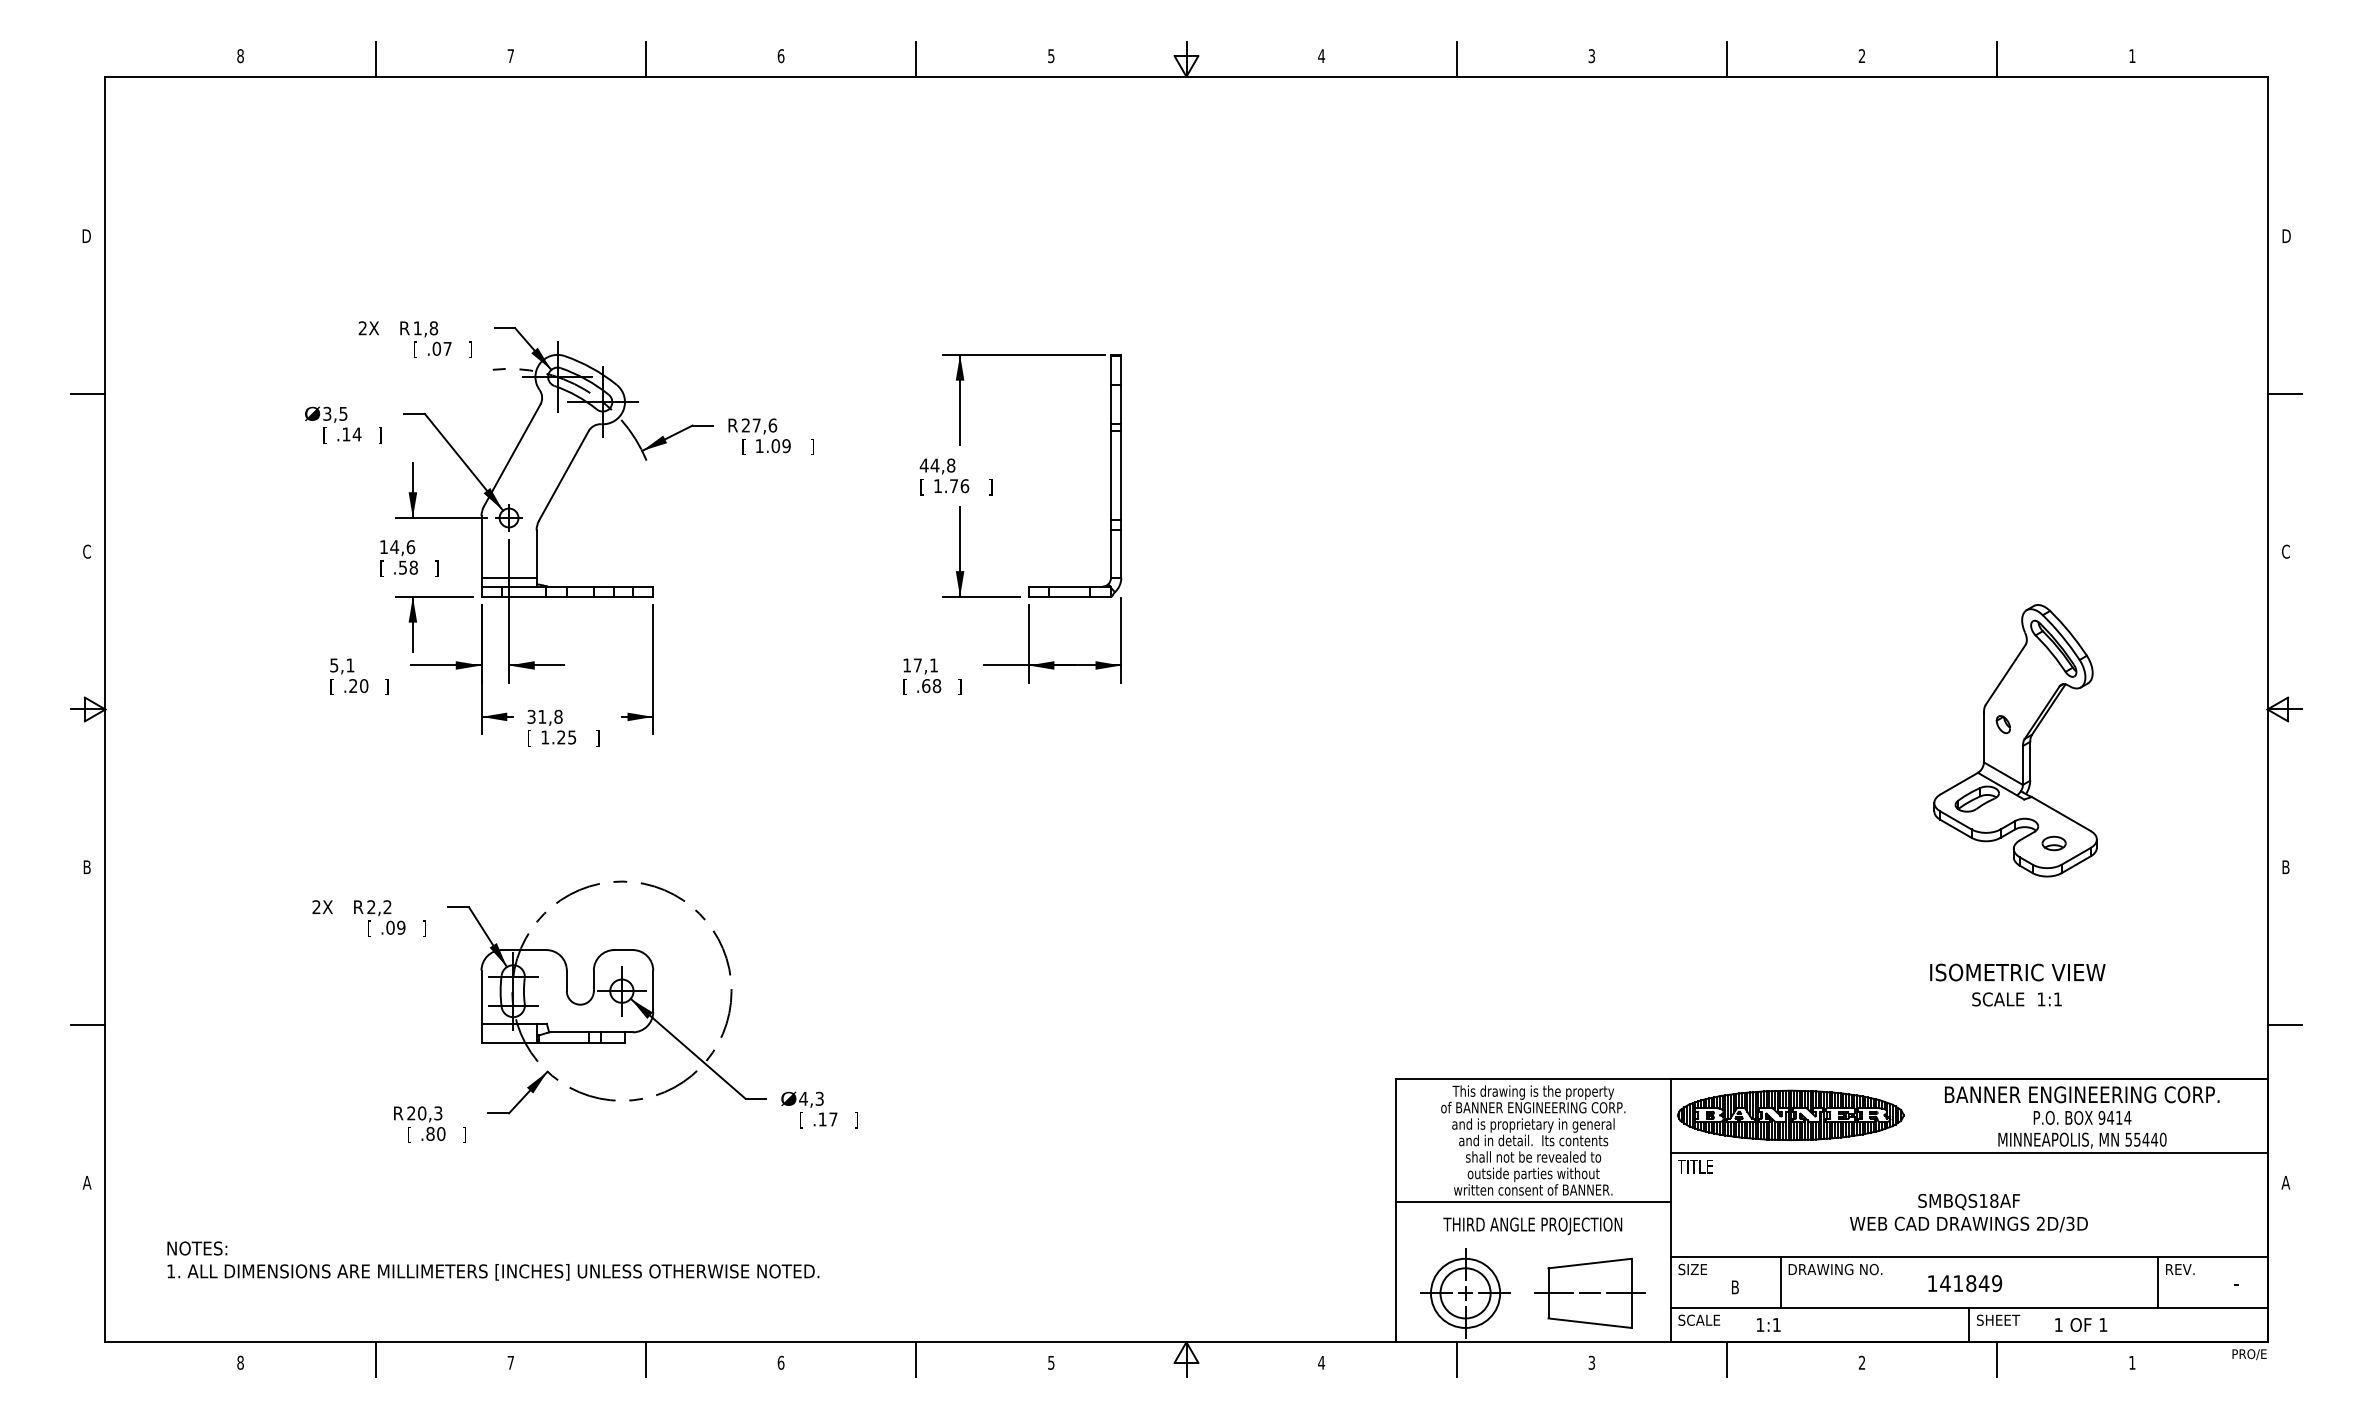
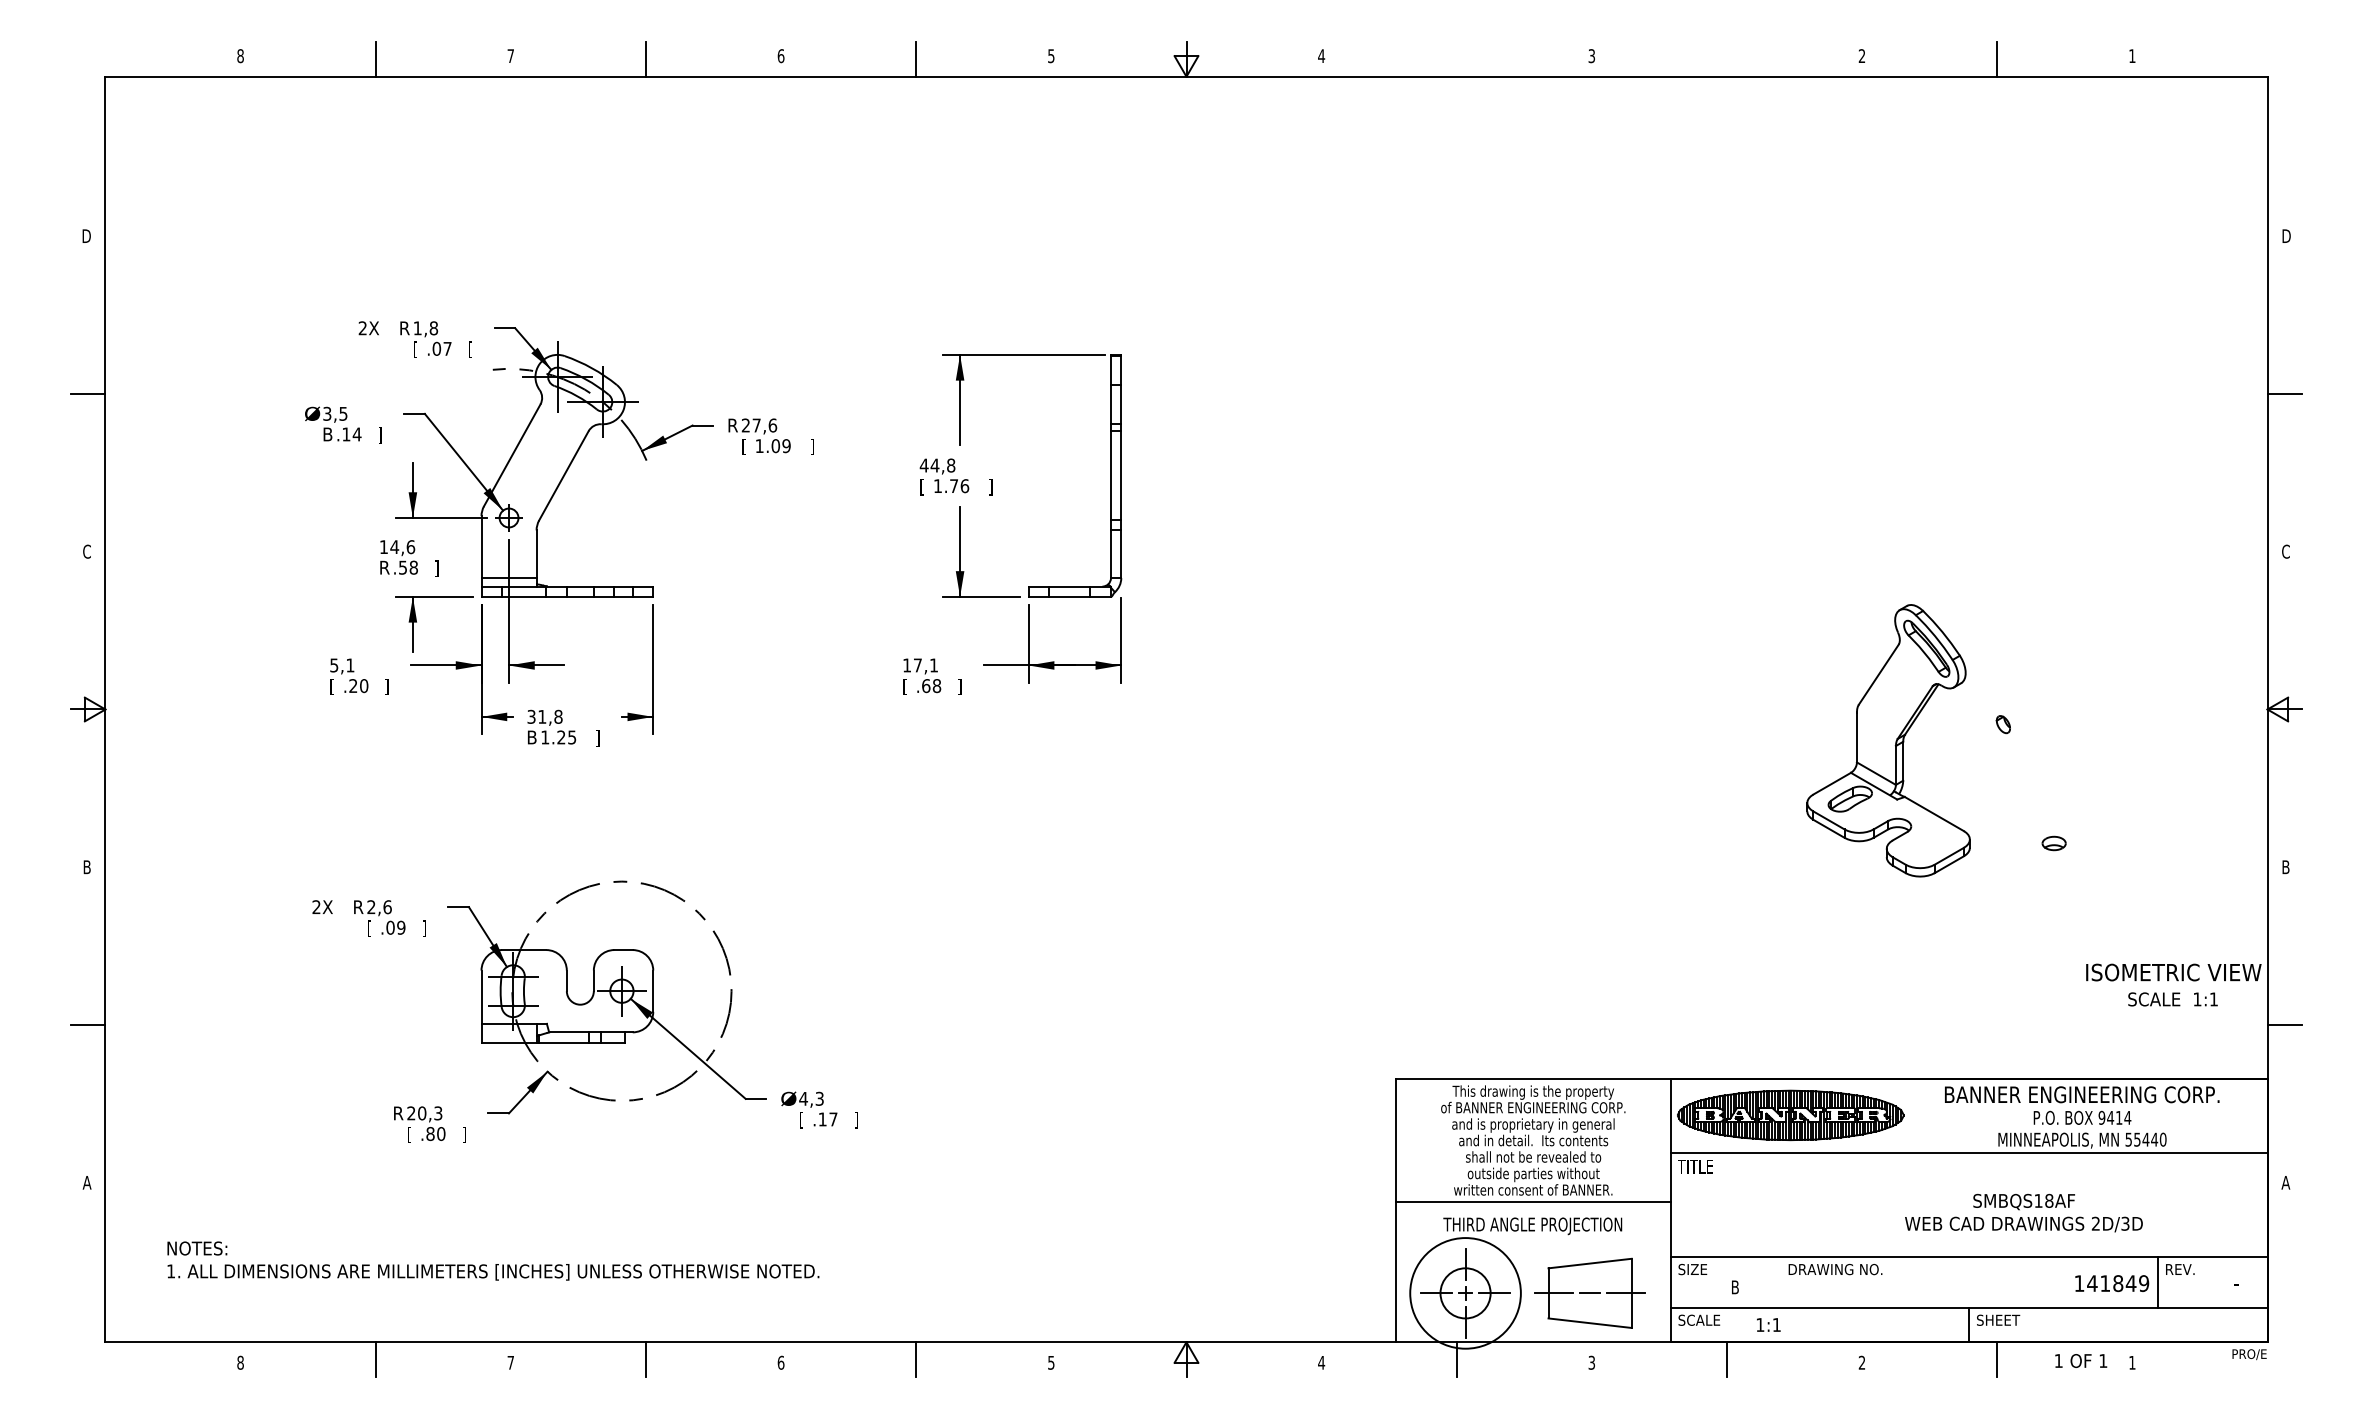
line: present -> none (1456, 59)
line: present -> none (1727, 59)
text: ] -> [ (470, 349)
text: [ -> B (327, 435)
text: [ -> R (384, 568)
text: [ -> B (531, 738)
part position: (2015, 740) -> (1888, 740) (1888, 740)
text: 2,2 -> 2,6 (387, 907)
text position: (2017, 984) -> (2173, 984) (2173, 984)
text position: (1968, 1212) -> (2023, 1212) (2023, 1212)
line: present -> none (1780, 1282)
text position: (1965, 1283) -> (2112, 1283) (2112, 1283)
circle diameter: 69 px -> 111 px (1465, 1293)
text position: (2081, 1324) -> (2081, 1360) (2081, 1360)
